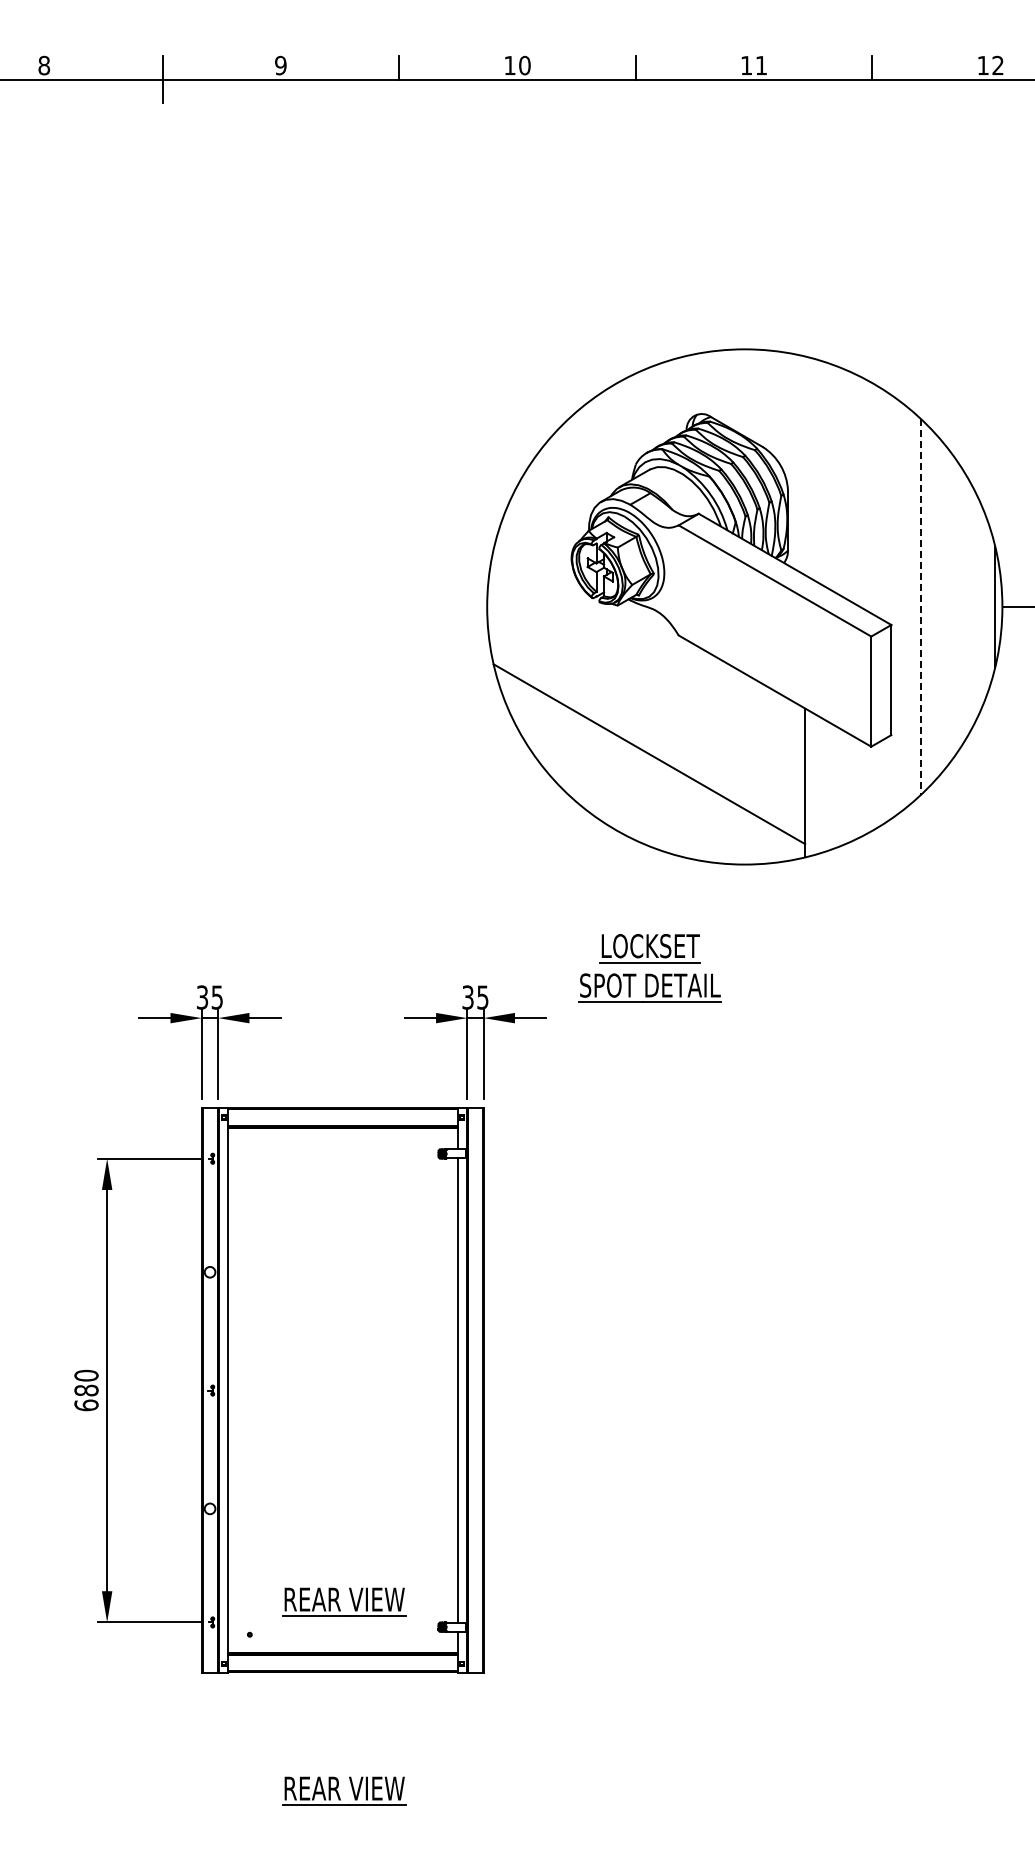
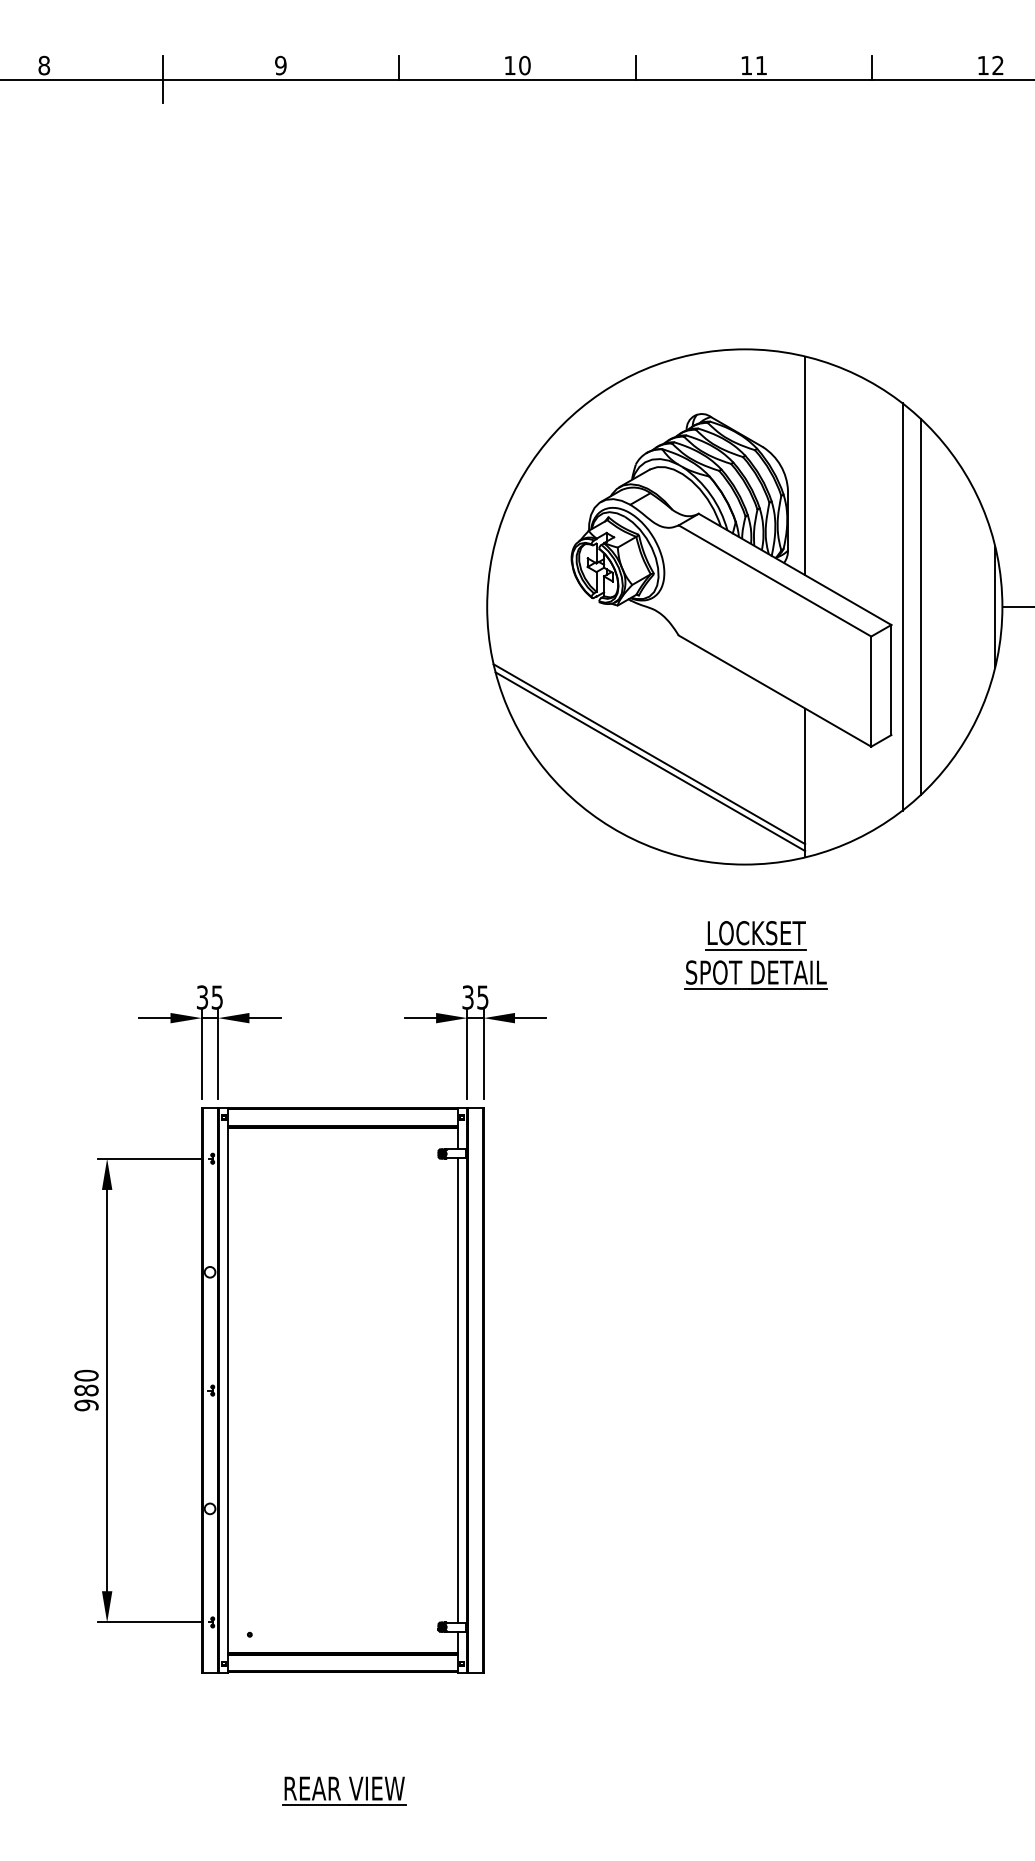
line: none -> present (805, 465)
line: none -> present (902, 606)
line: dashed -> solid (920, 607)
line: none -> present (650, 761)
part position: (649, 968) -> (755, 955) (755, 955)
text: 680 -> 980 (86, 1405)
part: present -> none (338, 1603)
